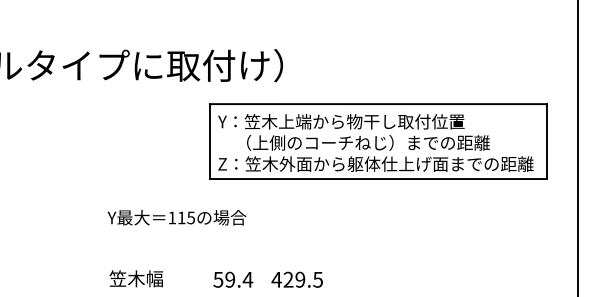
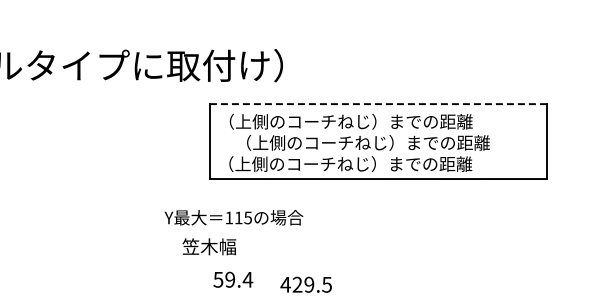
line: solid -> dashed (378, 104)
text: Y：笠木上端から物干し取付位置 -> （上側のコーチねじ）までの距離 (345, 121)
line: present -> none (578, 147)
text: Z：笠木外面から躯体仕上げ面までの距離 -> （上側のコーチねじ）までの距離 (375, 163)
text position: (176, 217) -> (233, 217) (233, 217)
text position: (136, 278) -> (209, 246) (209, 246)
text position: (296, 279) -> (305, 284) (305, 284)
